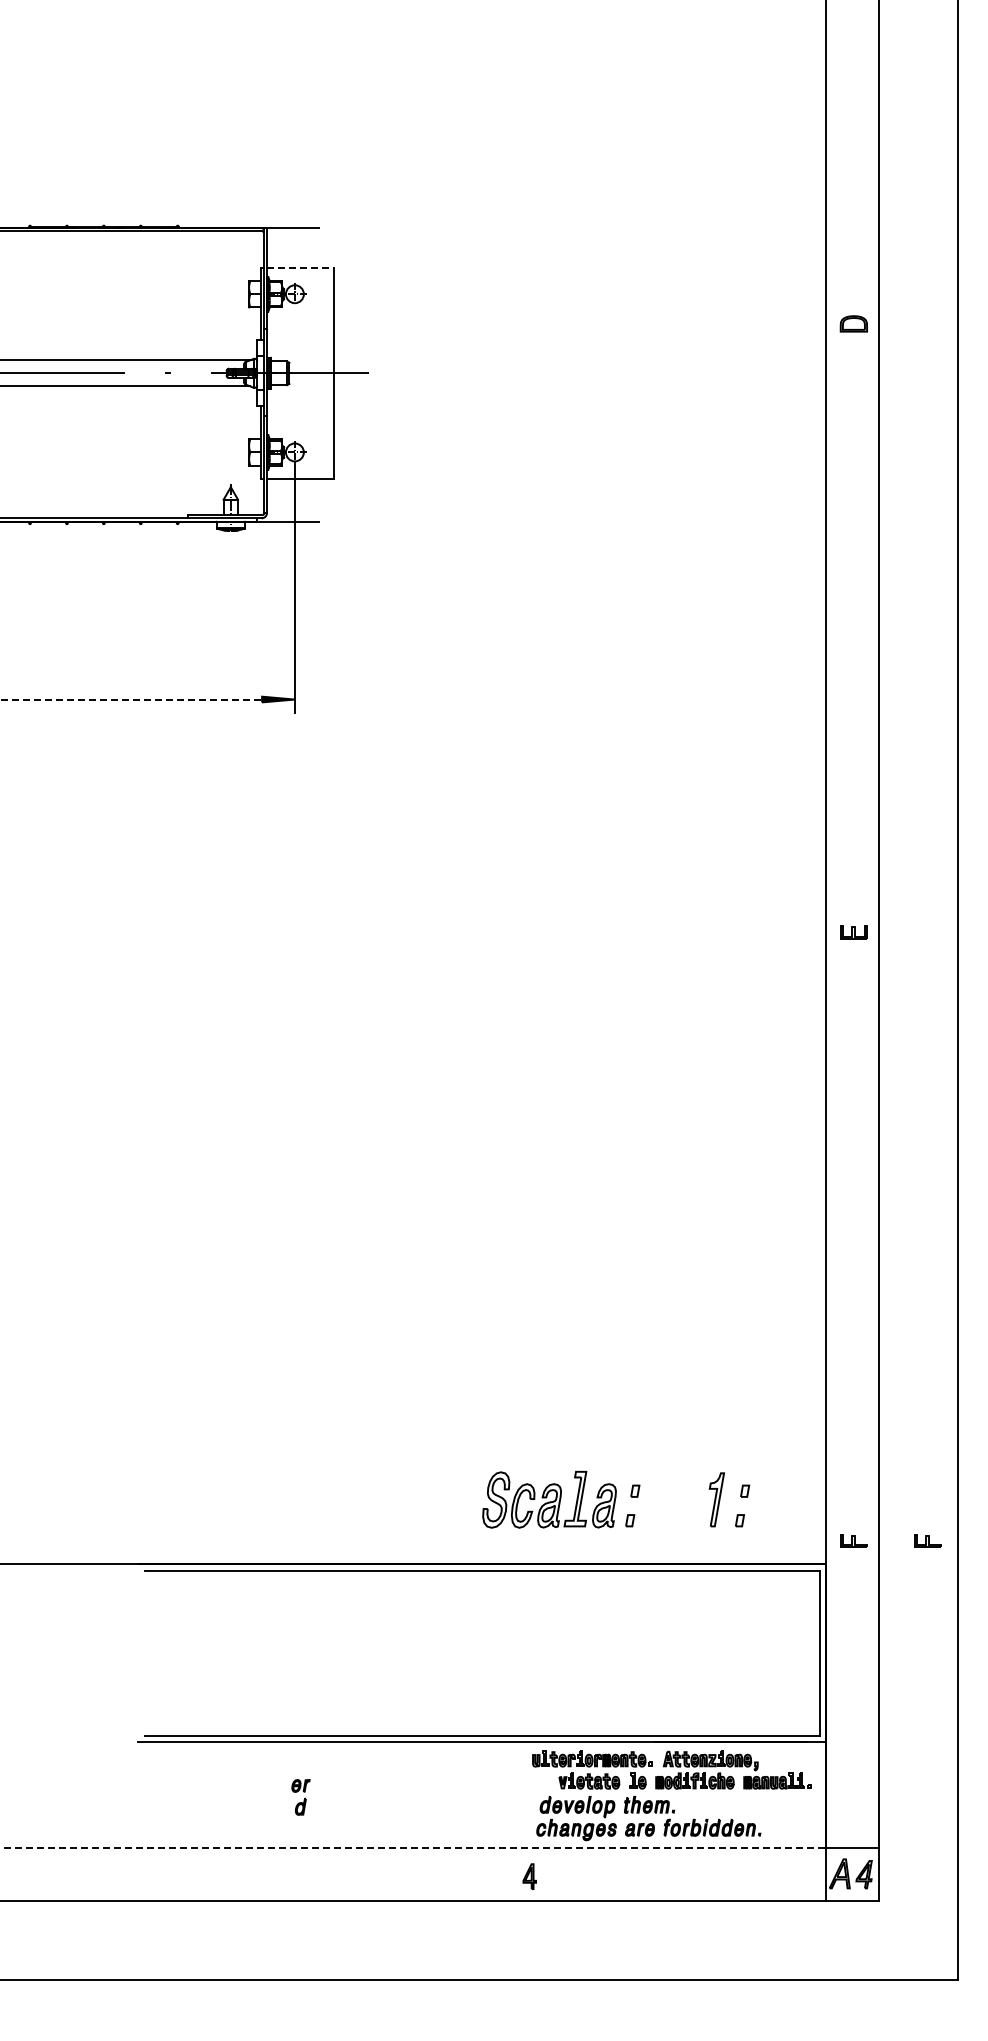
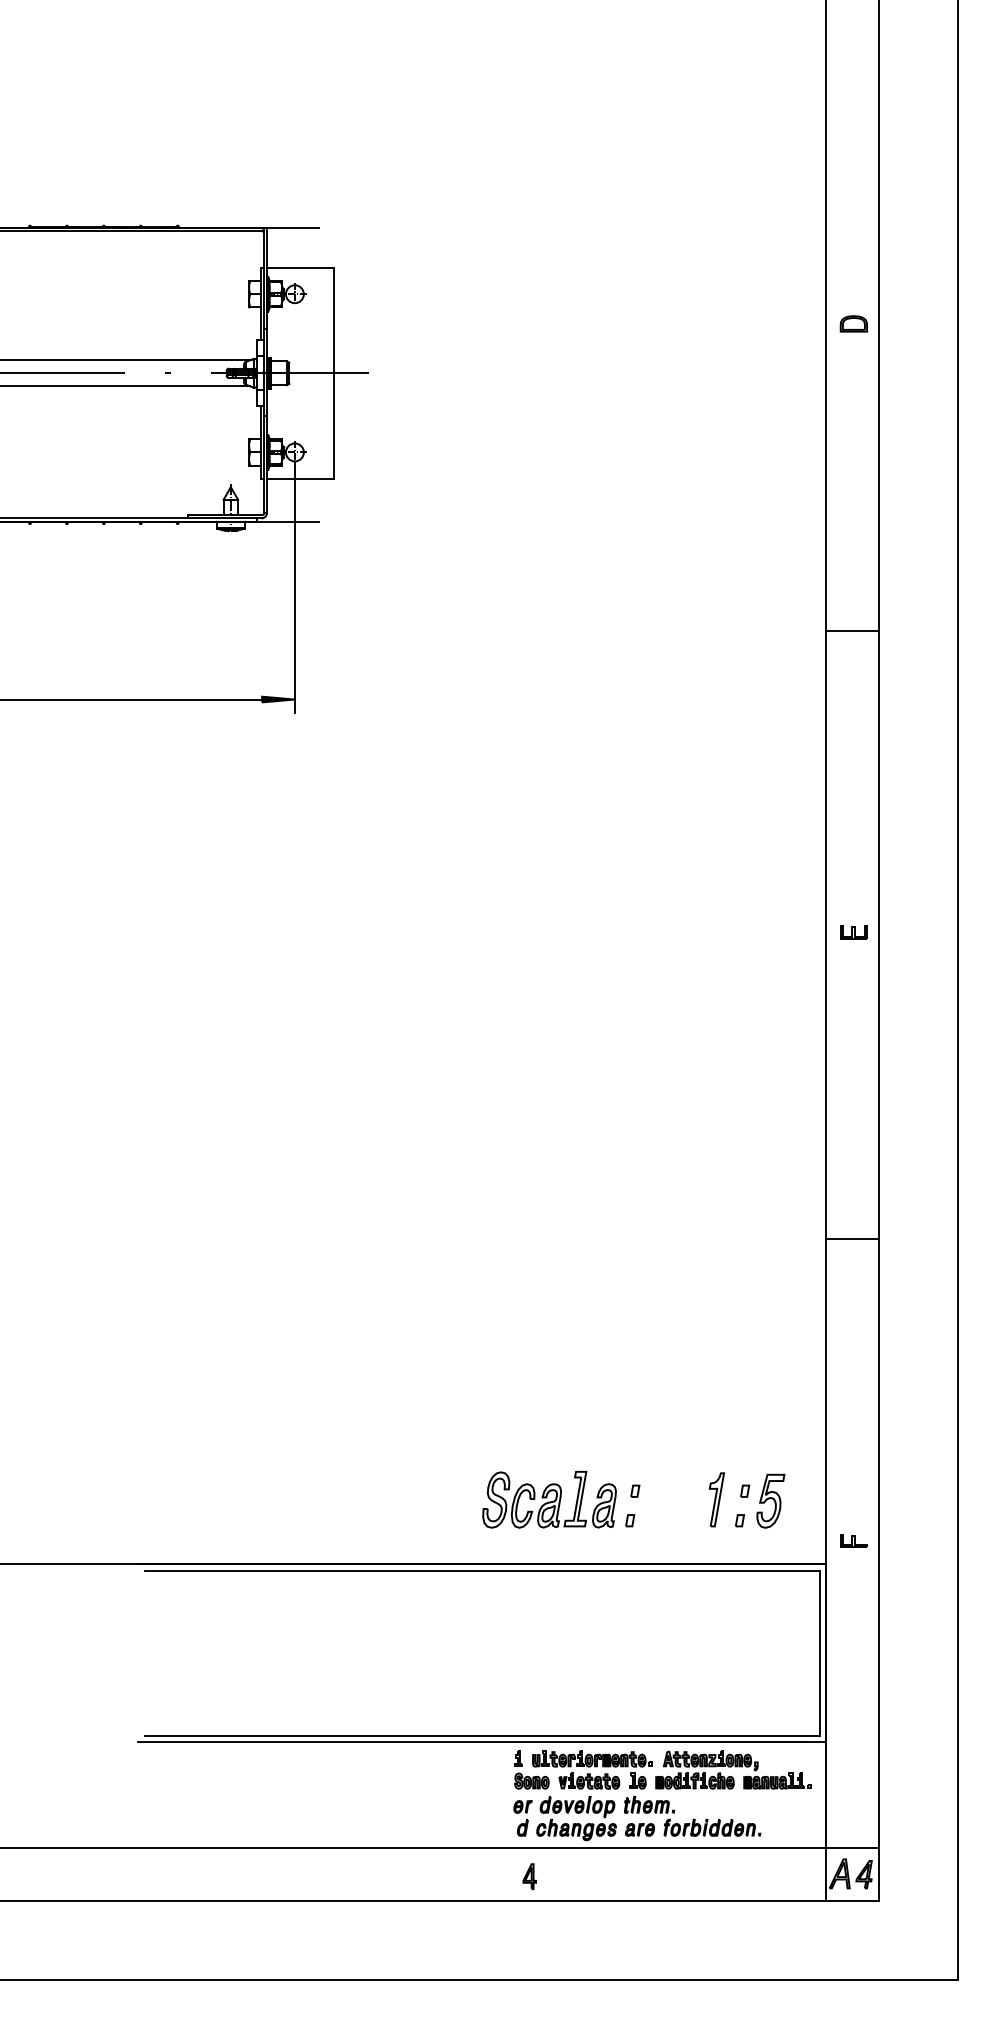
line: dashed -> solid (300, 267)
line: none -> present (852, 630)
line: dashed -> solid (131, 699)
line: none -> present (852, 1239)
part: none -> present (770, 1500)
part: present -> none (927, 1540)
part: none -> present (527, 1775)
part position: (300, 1797) -> (522, 1818) (522, 1818)
line: dashed -> solid (413, 1847)
